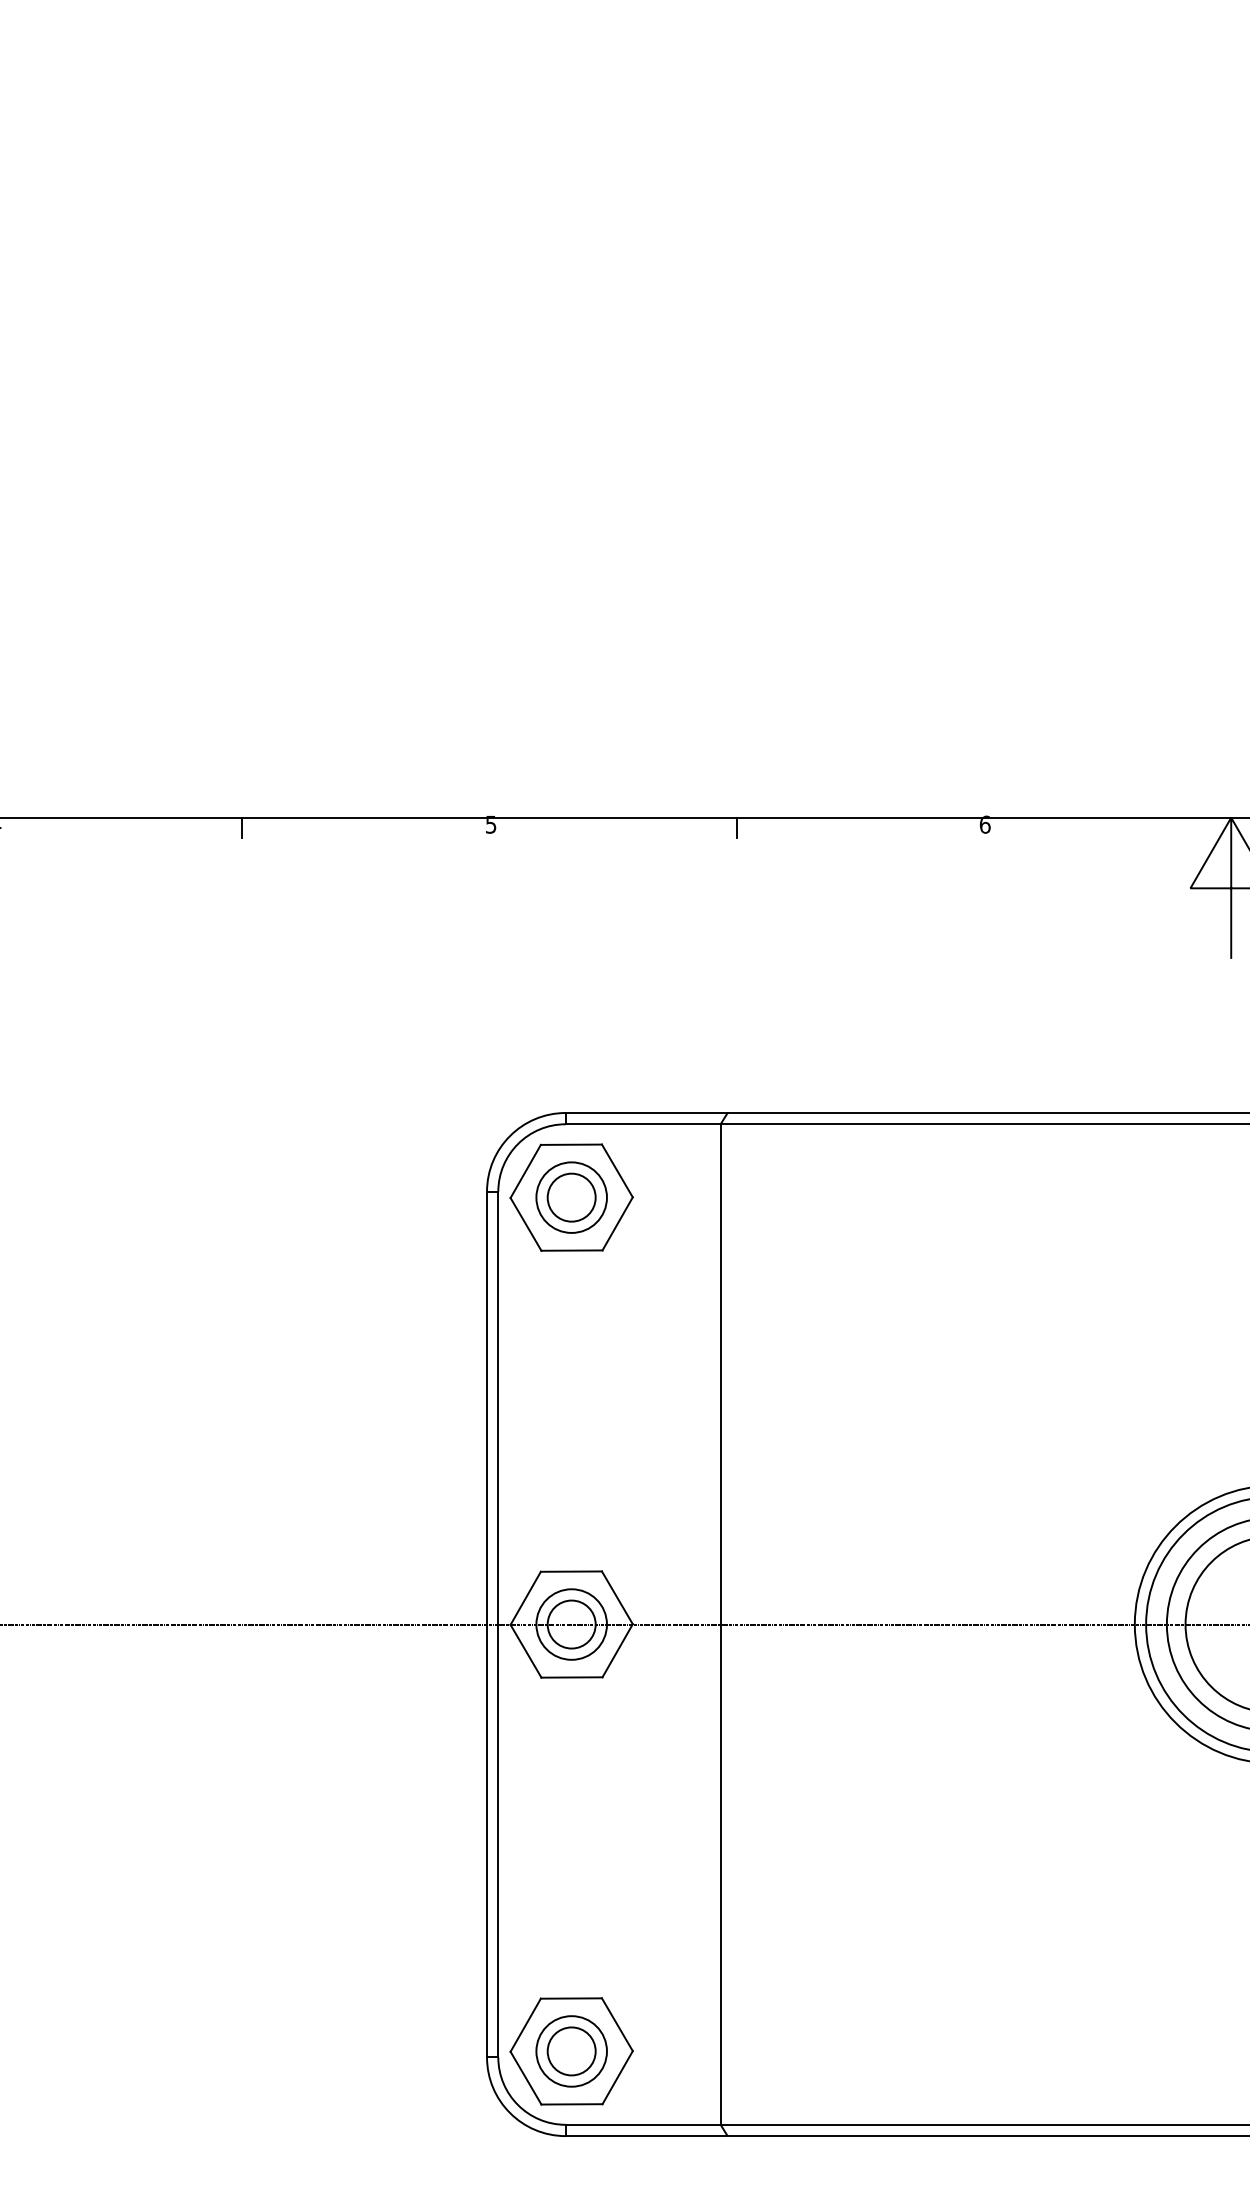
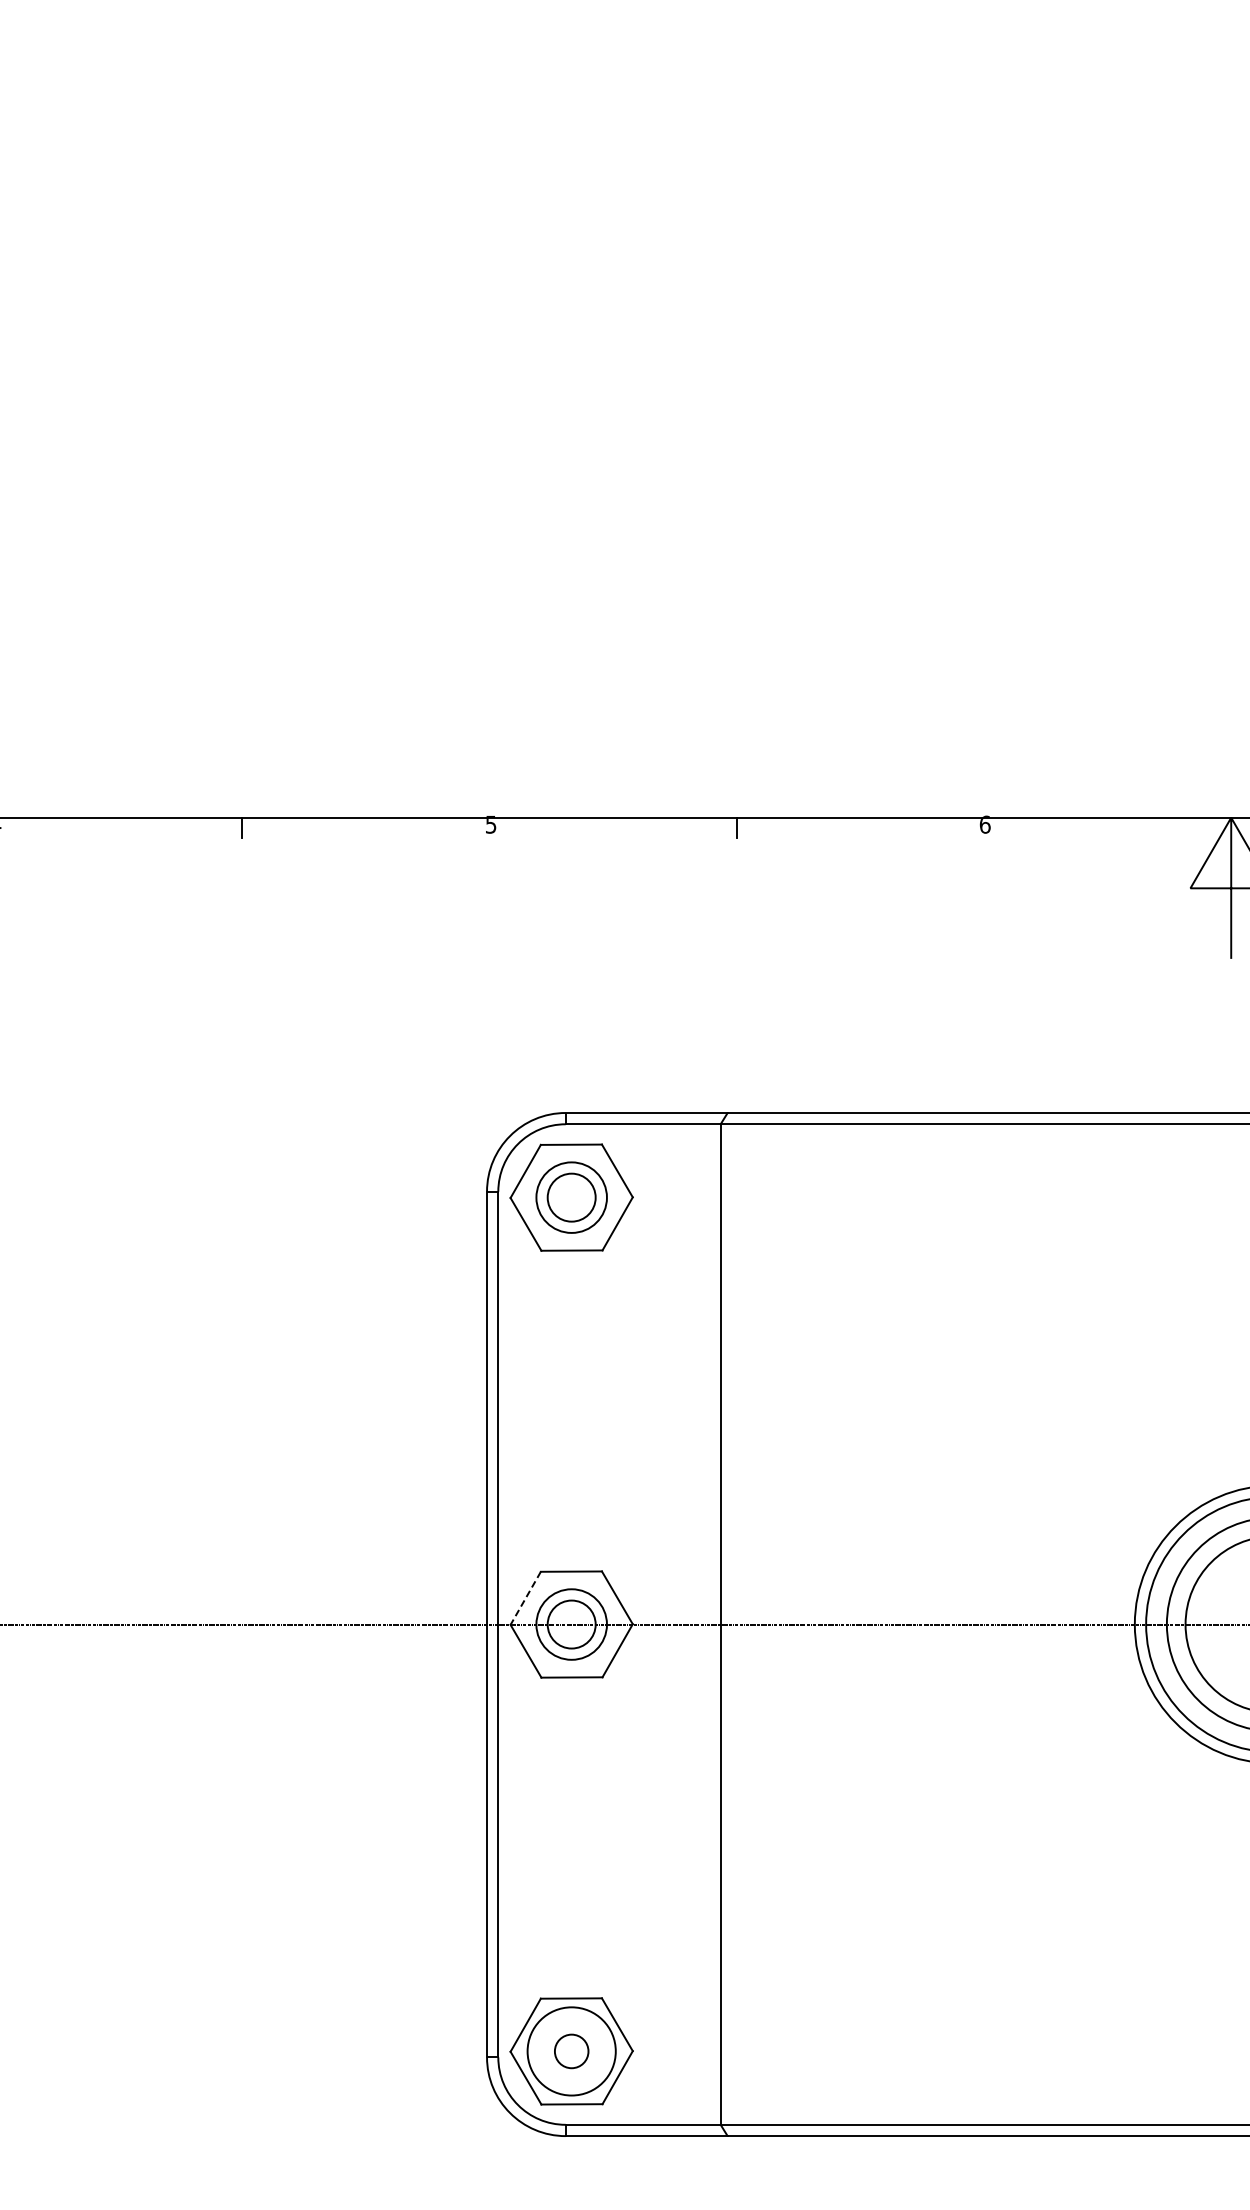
line: solid -> dashed (525, 1598)
circle diameter: 48 px -> 34 px (571, 2051)
circle diameter: 71 px -> 88 px (571, 2051)
